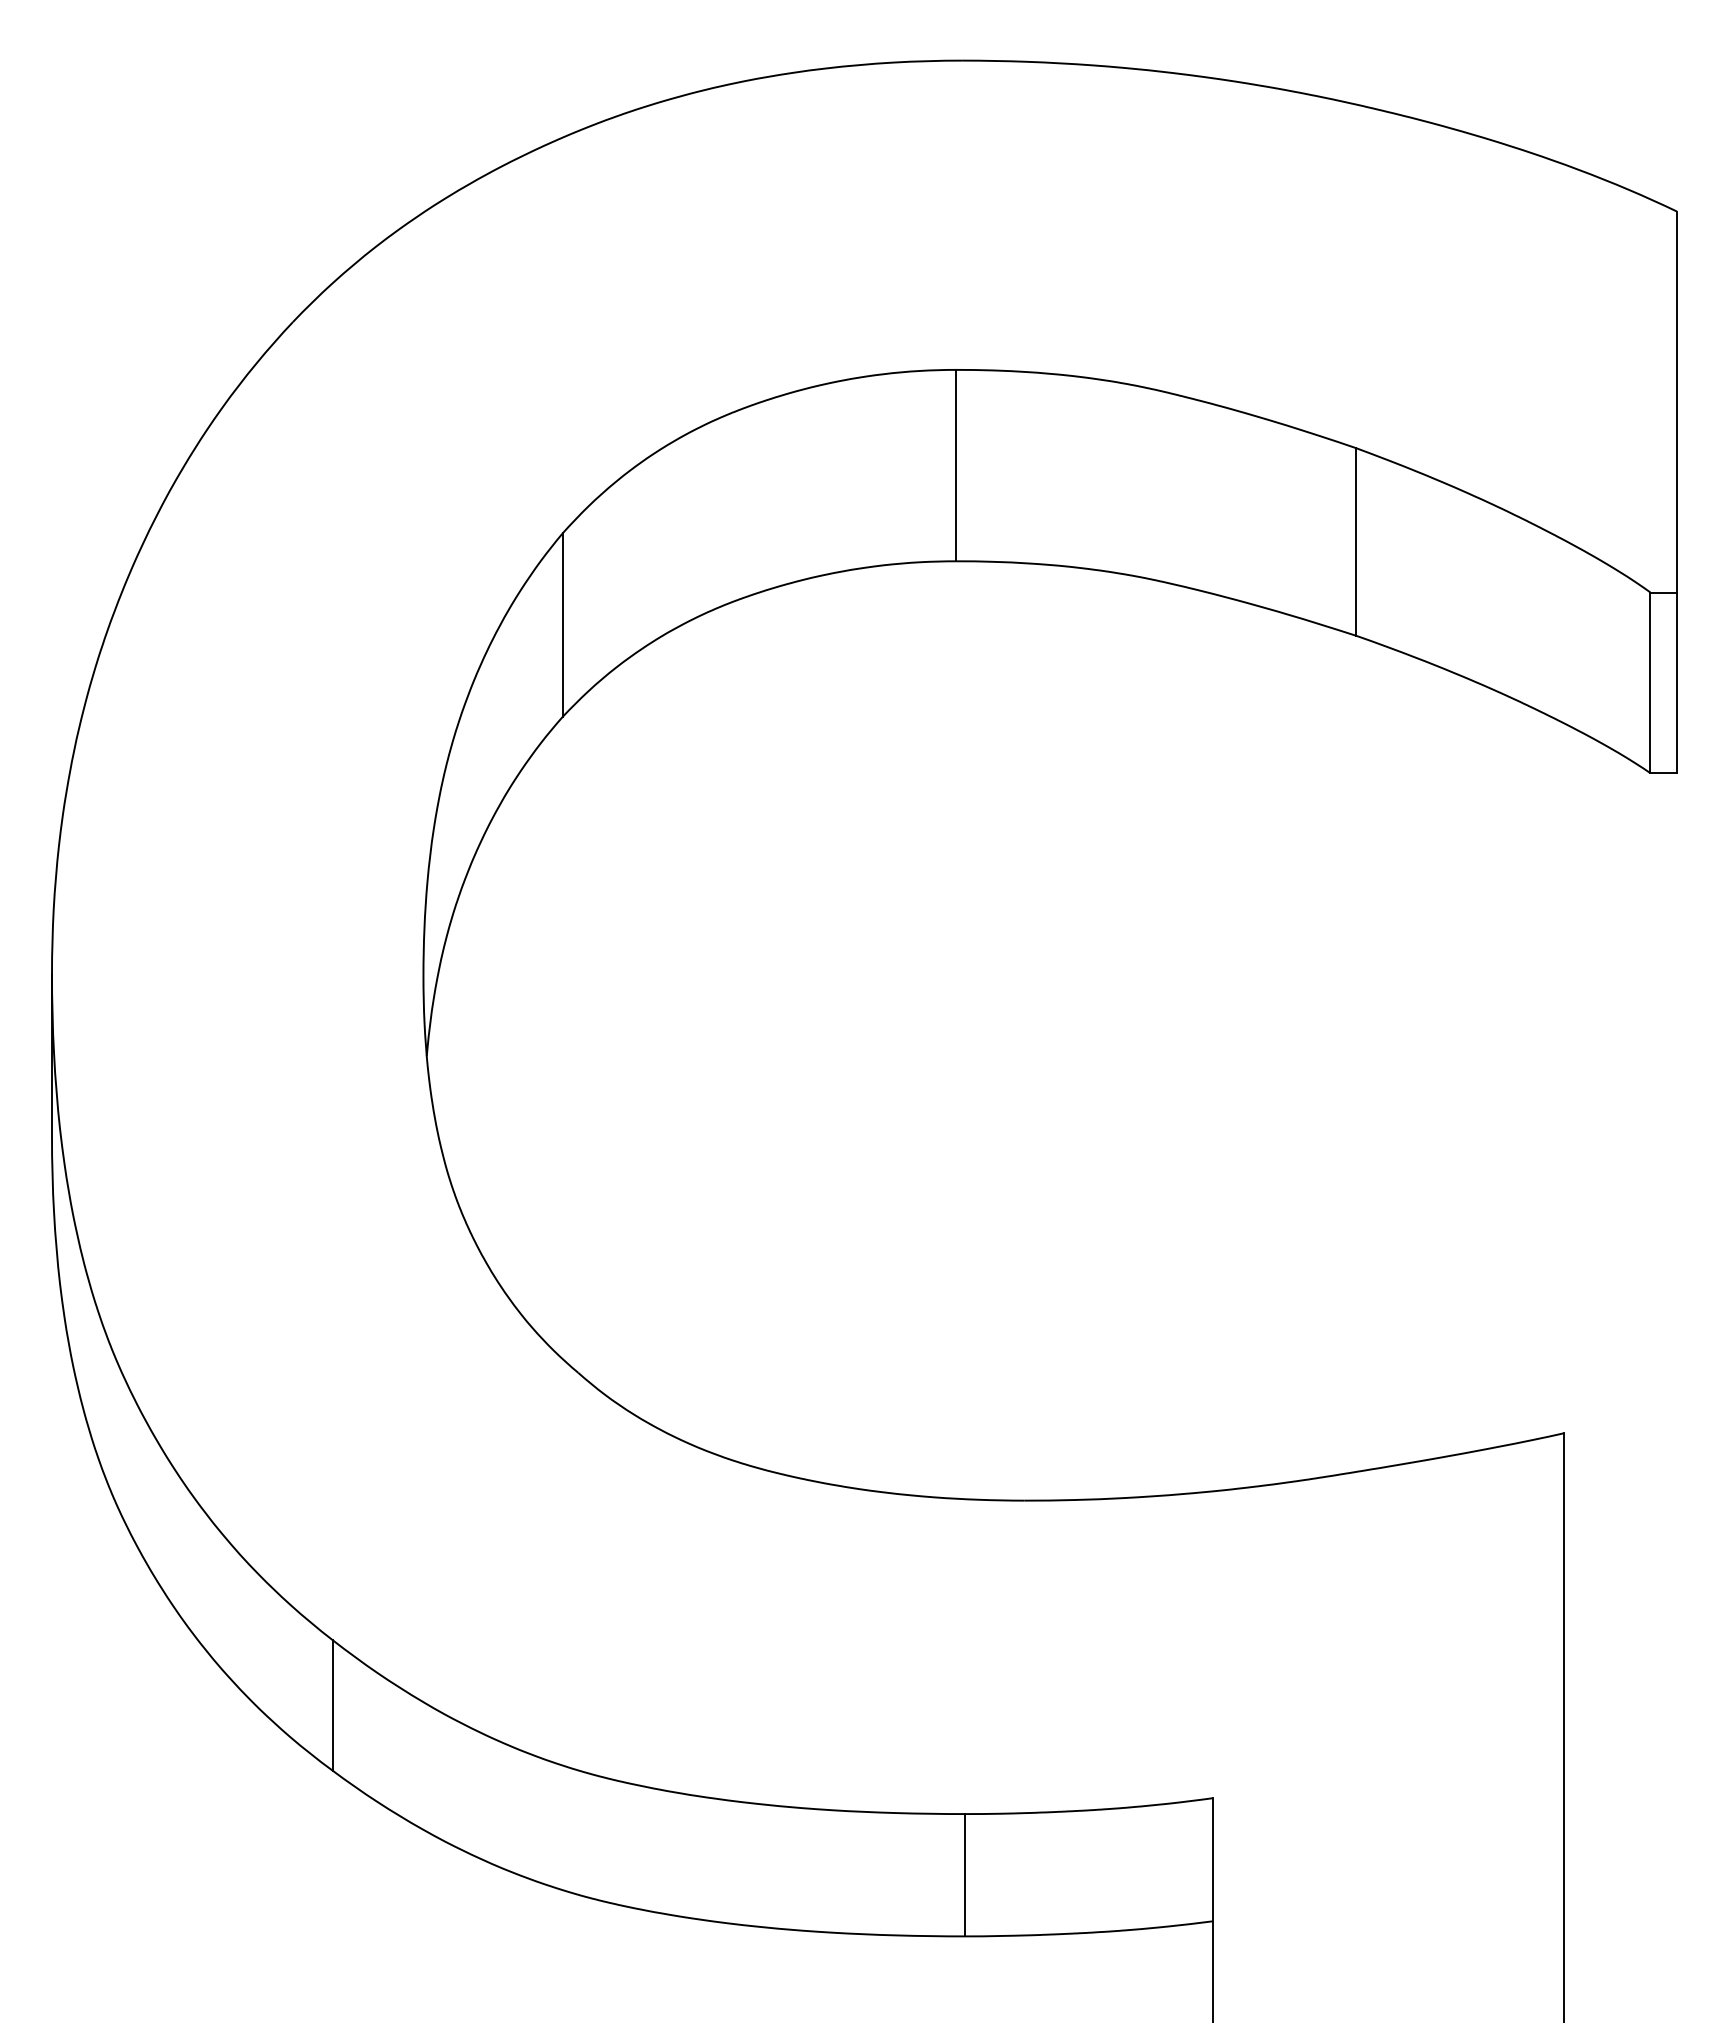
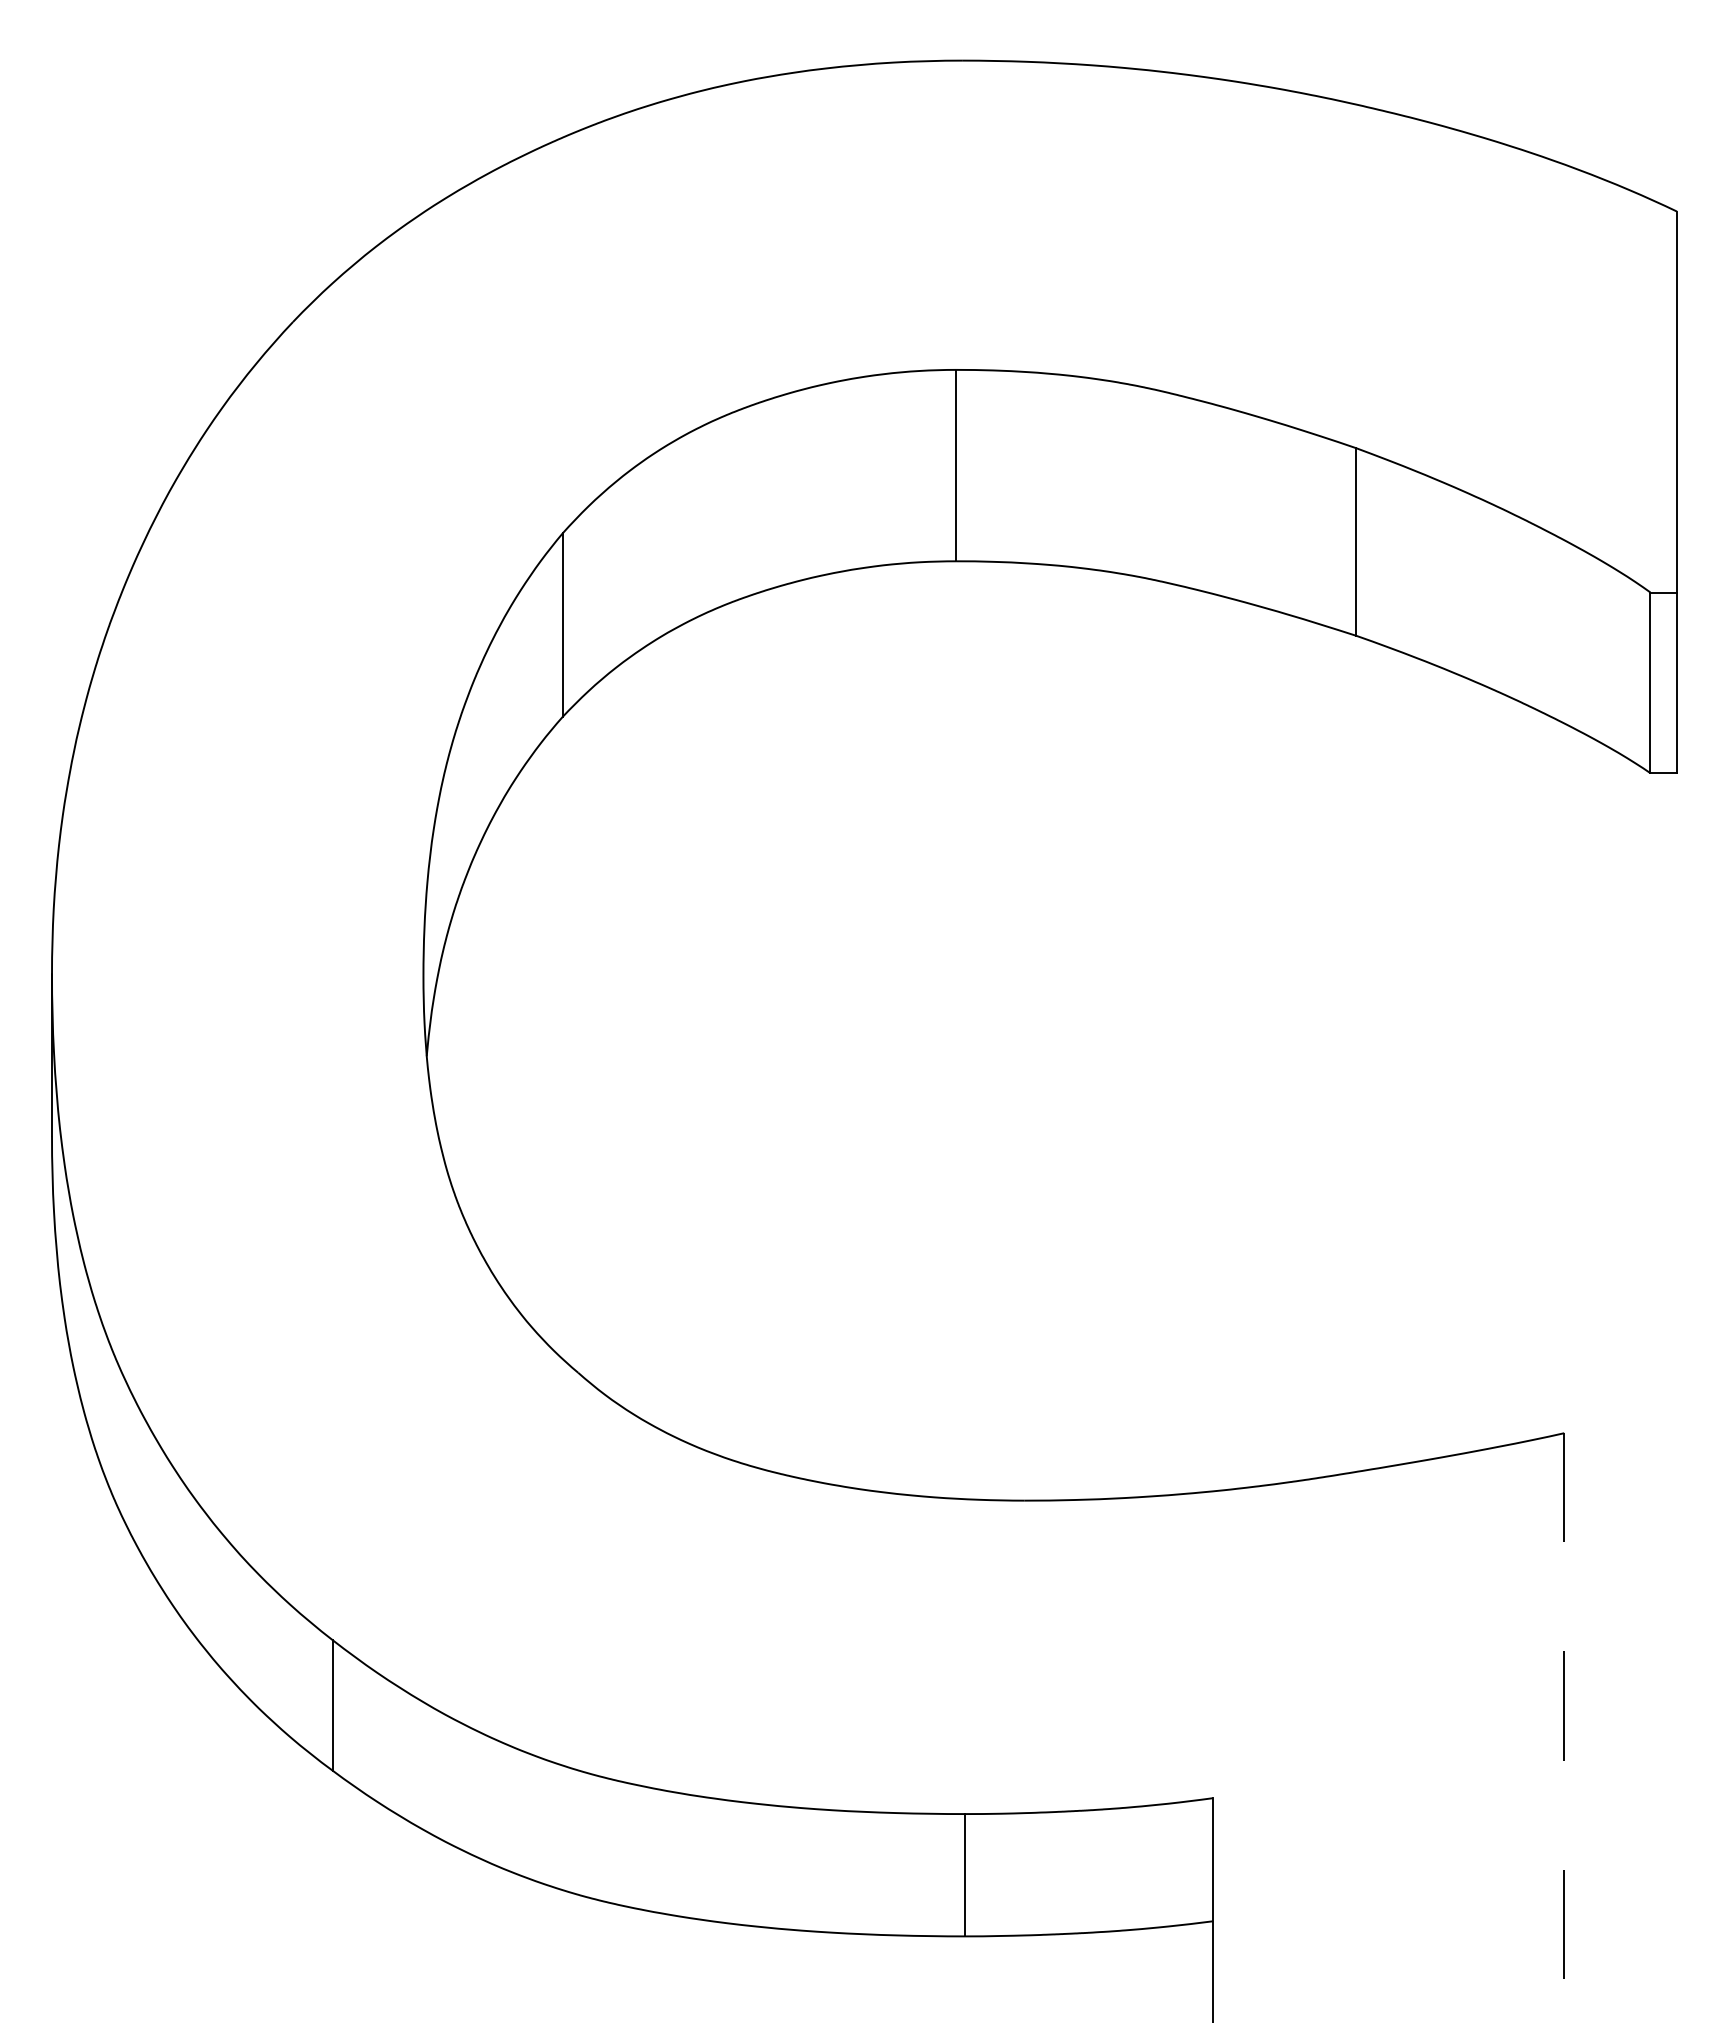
line: solid -> dashed (1564, 1728)
